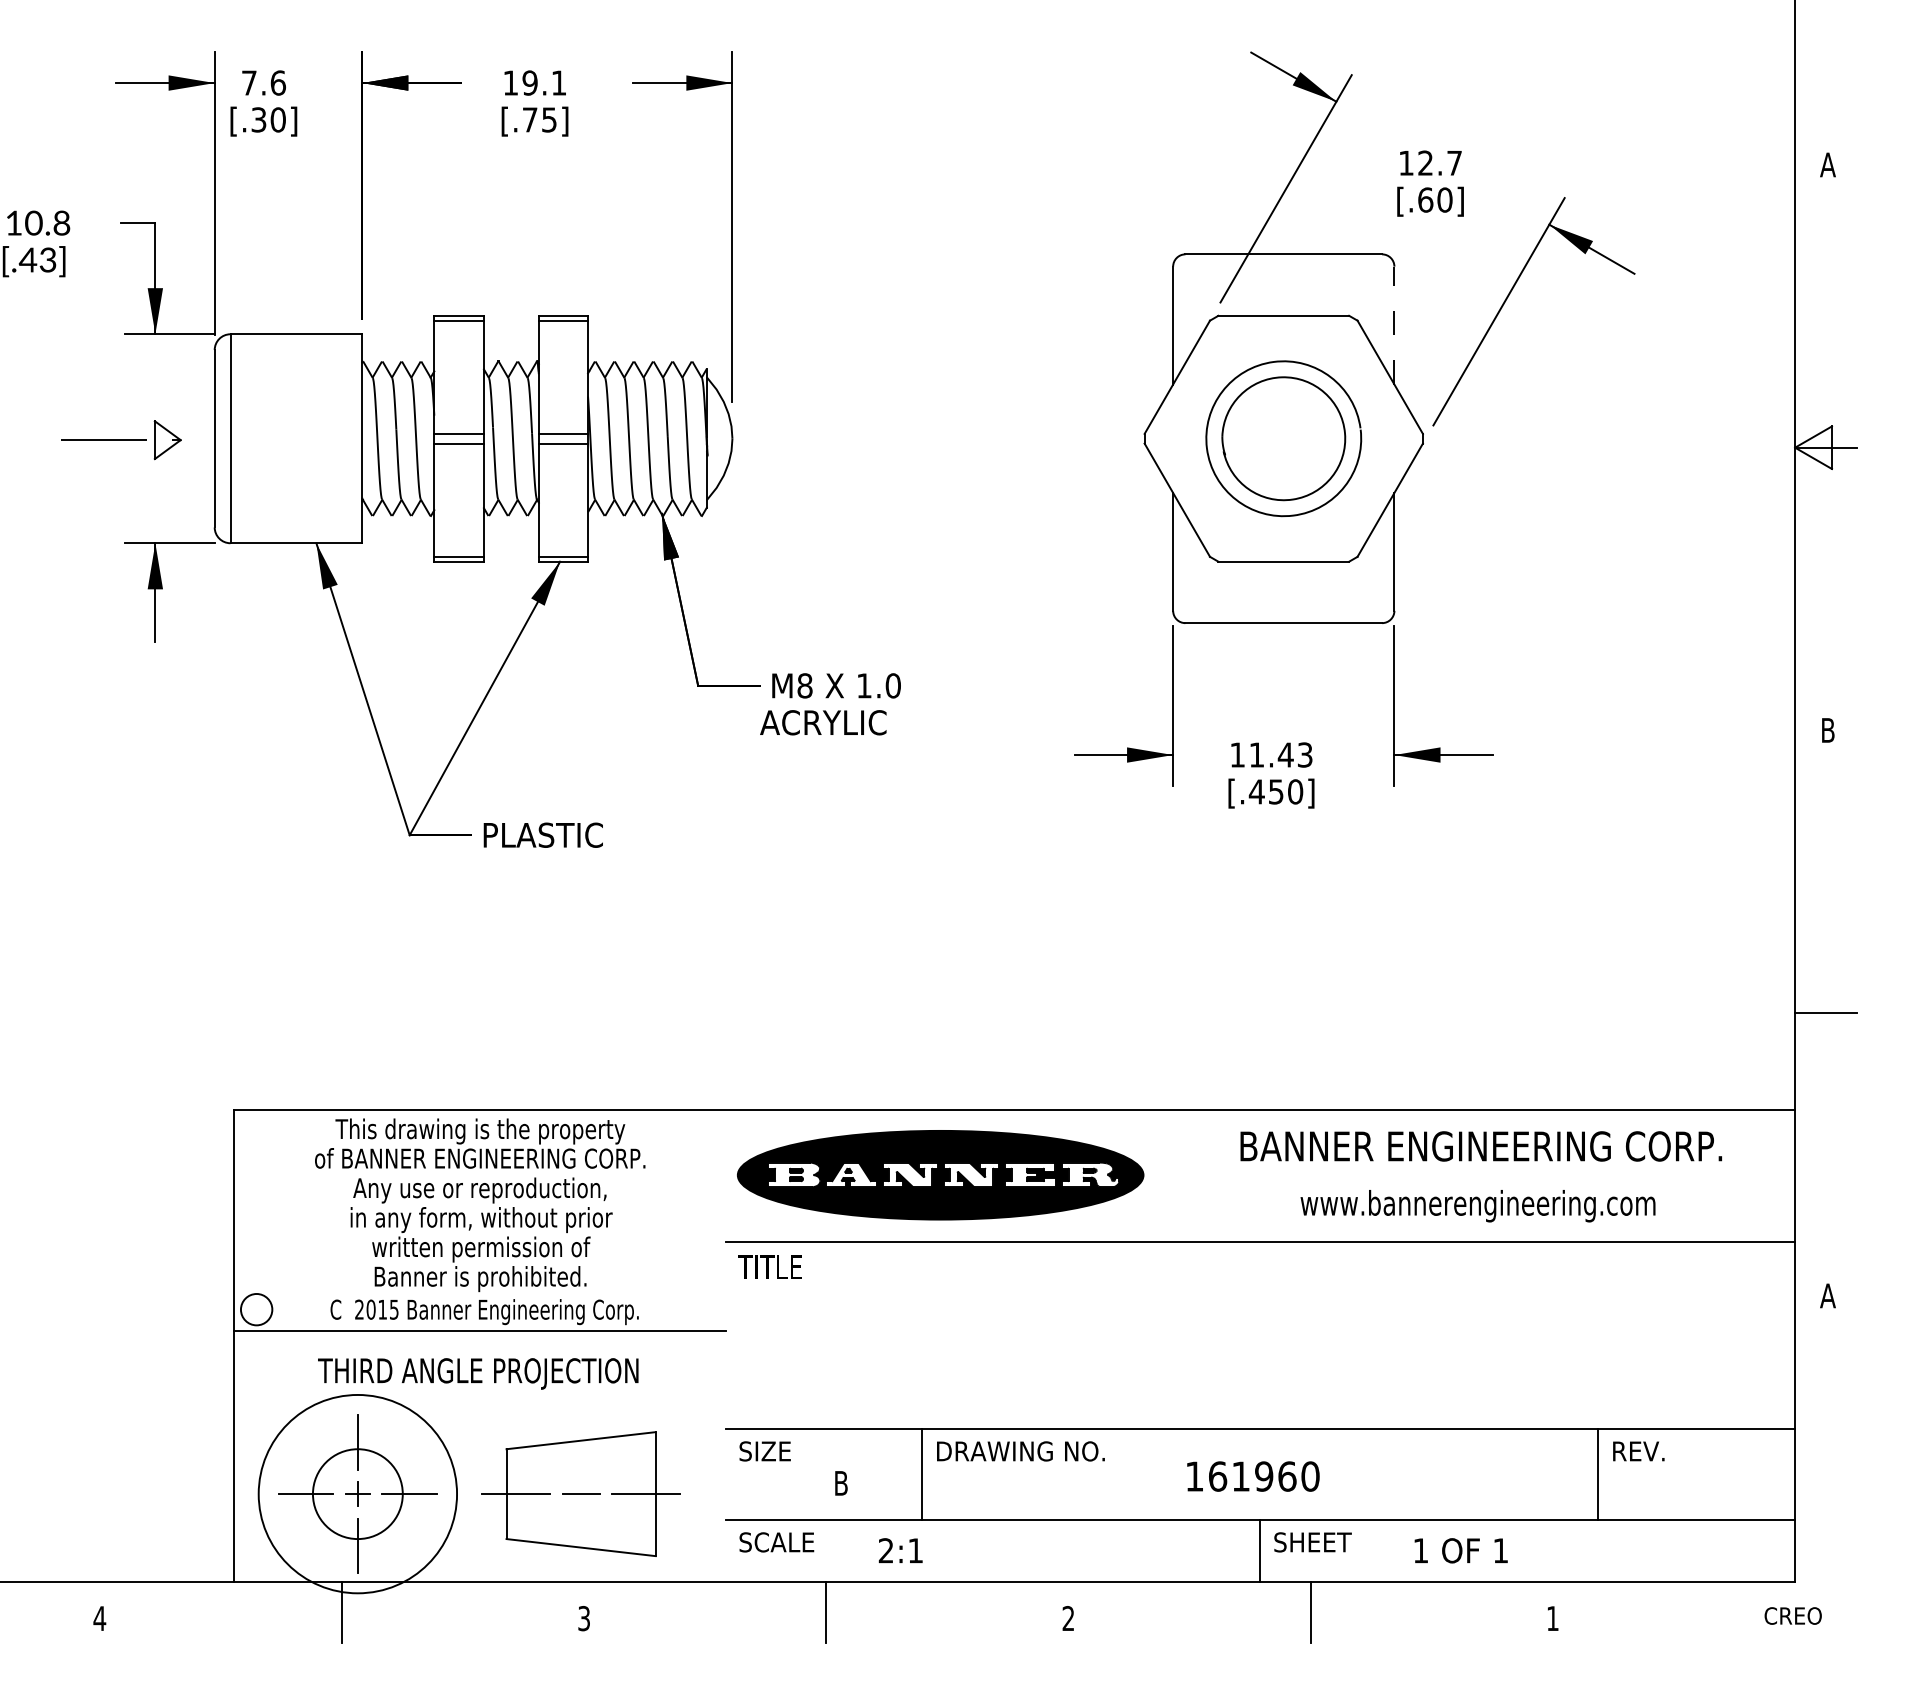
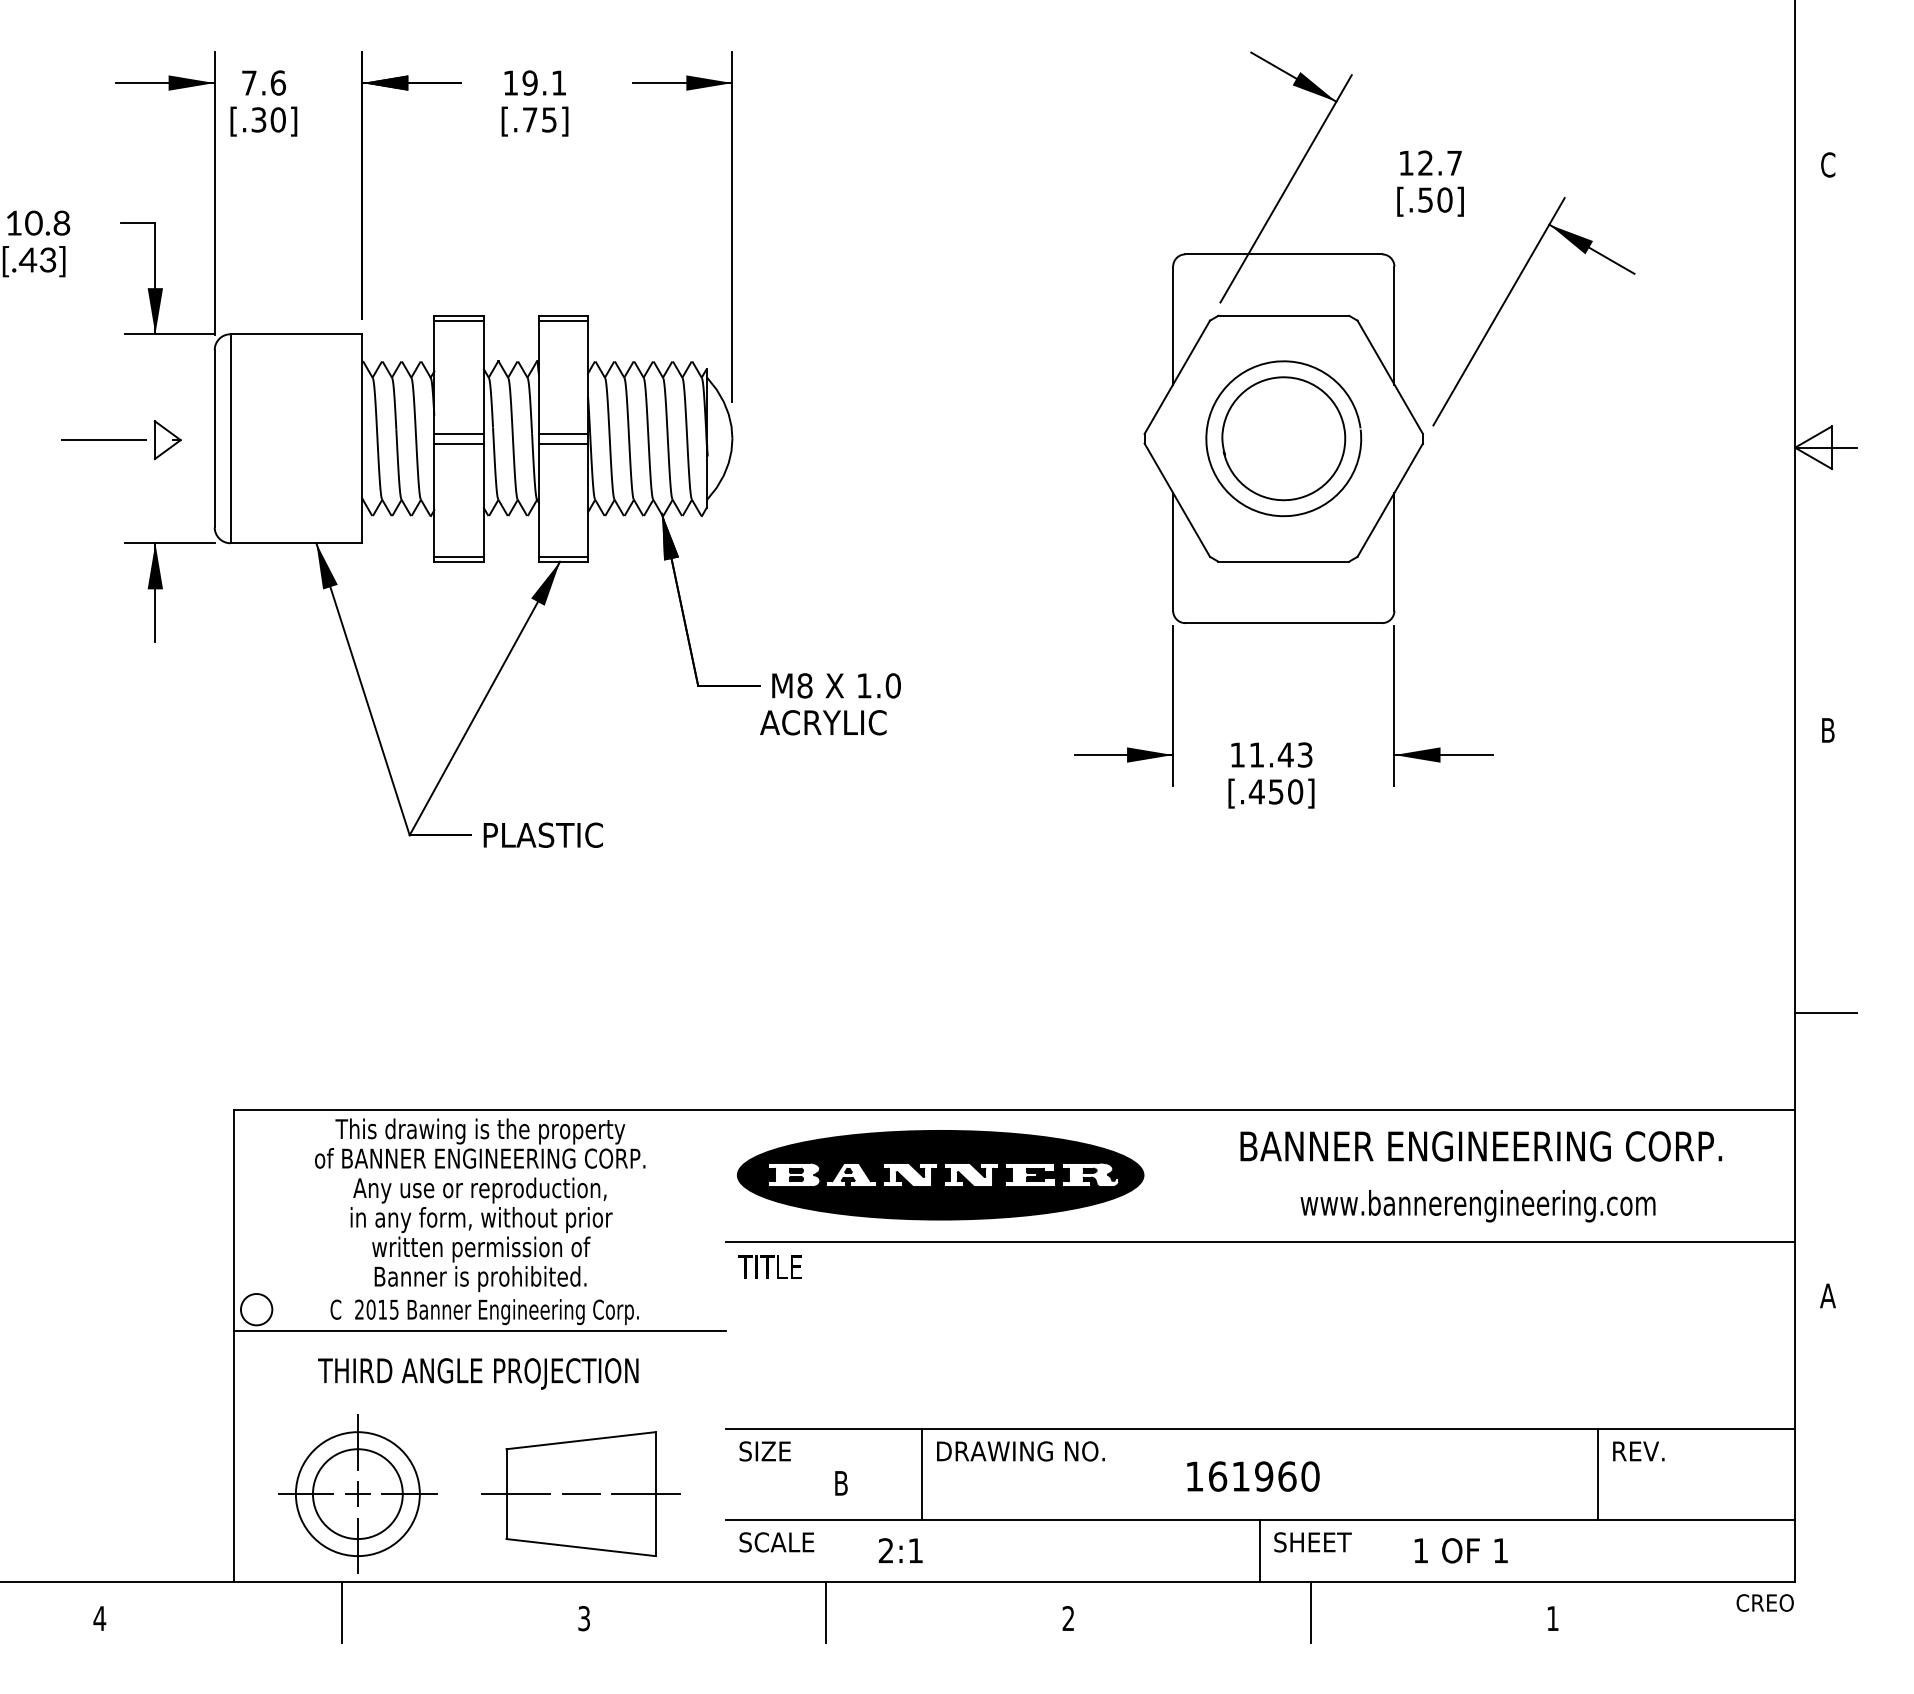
text: A -> C (1827, 164)
text: [.60] -> [.50] (1425, 199)
line: dashed -> solid (1394, 325)
circle diameter: 198 px -> 124 px (357, 1494)
text position: (1792, 1615) -> (1764, 1602) (1764, 1602)
